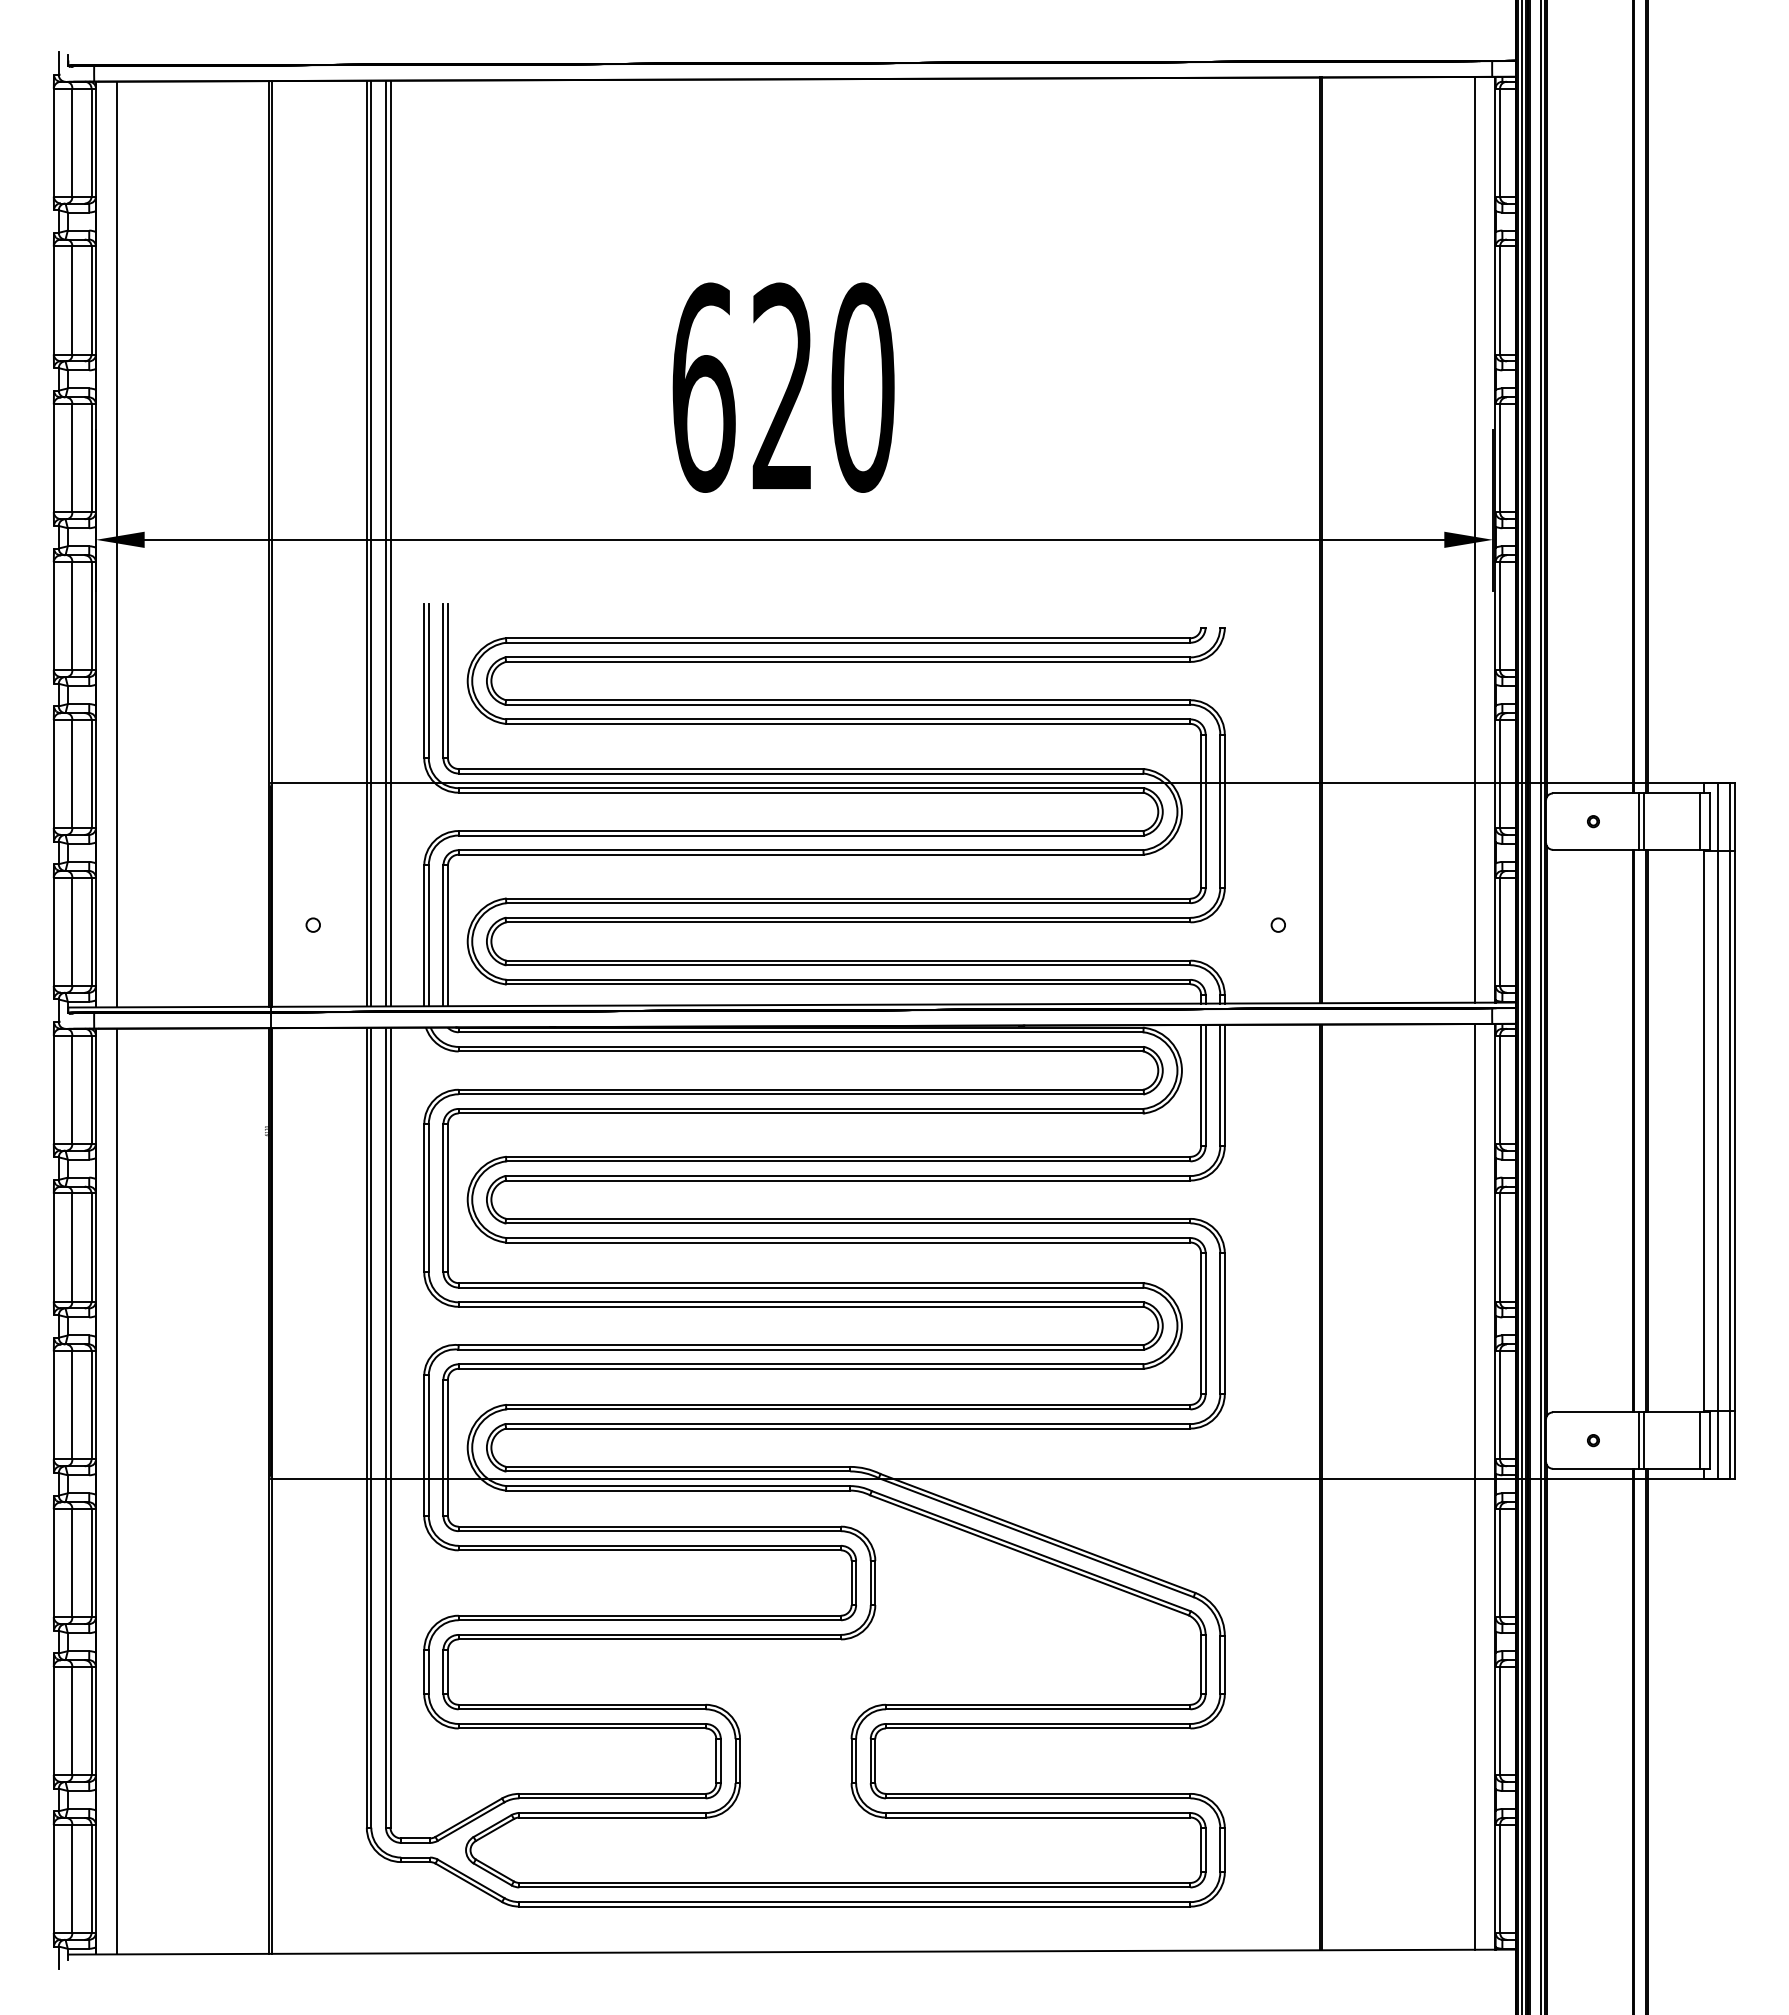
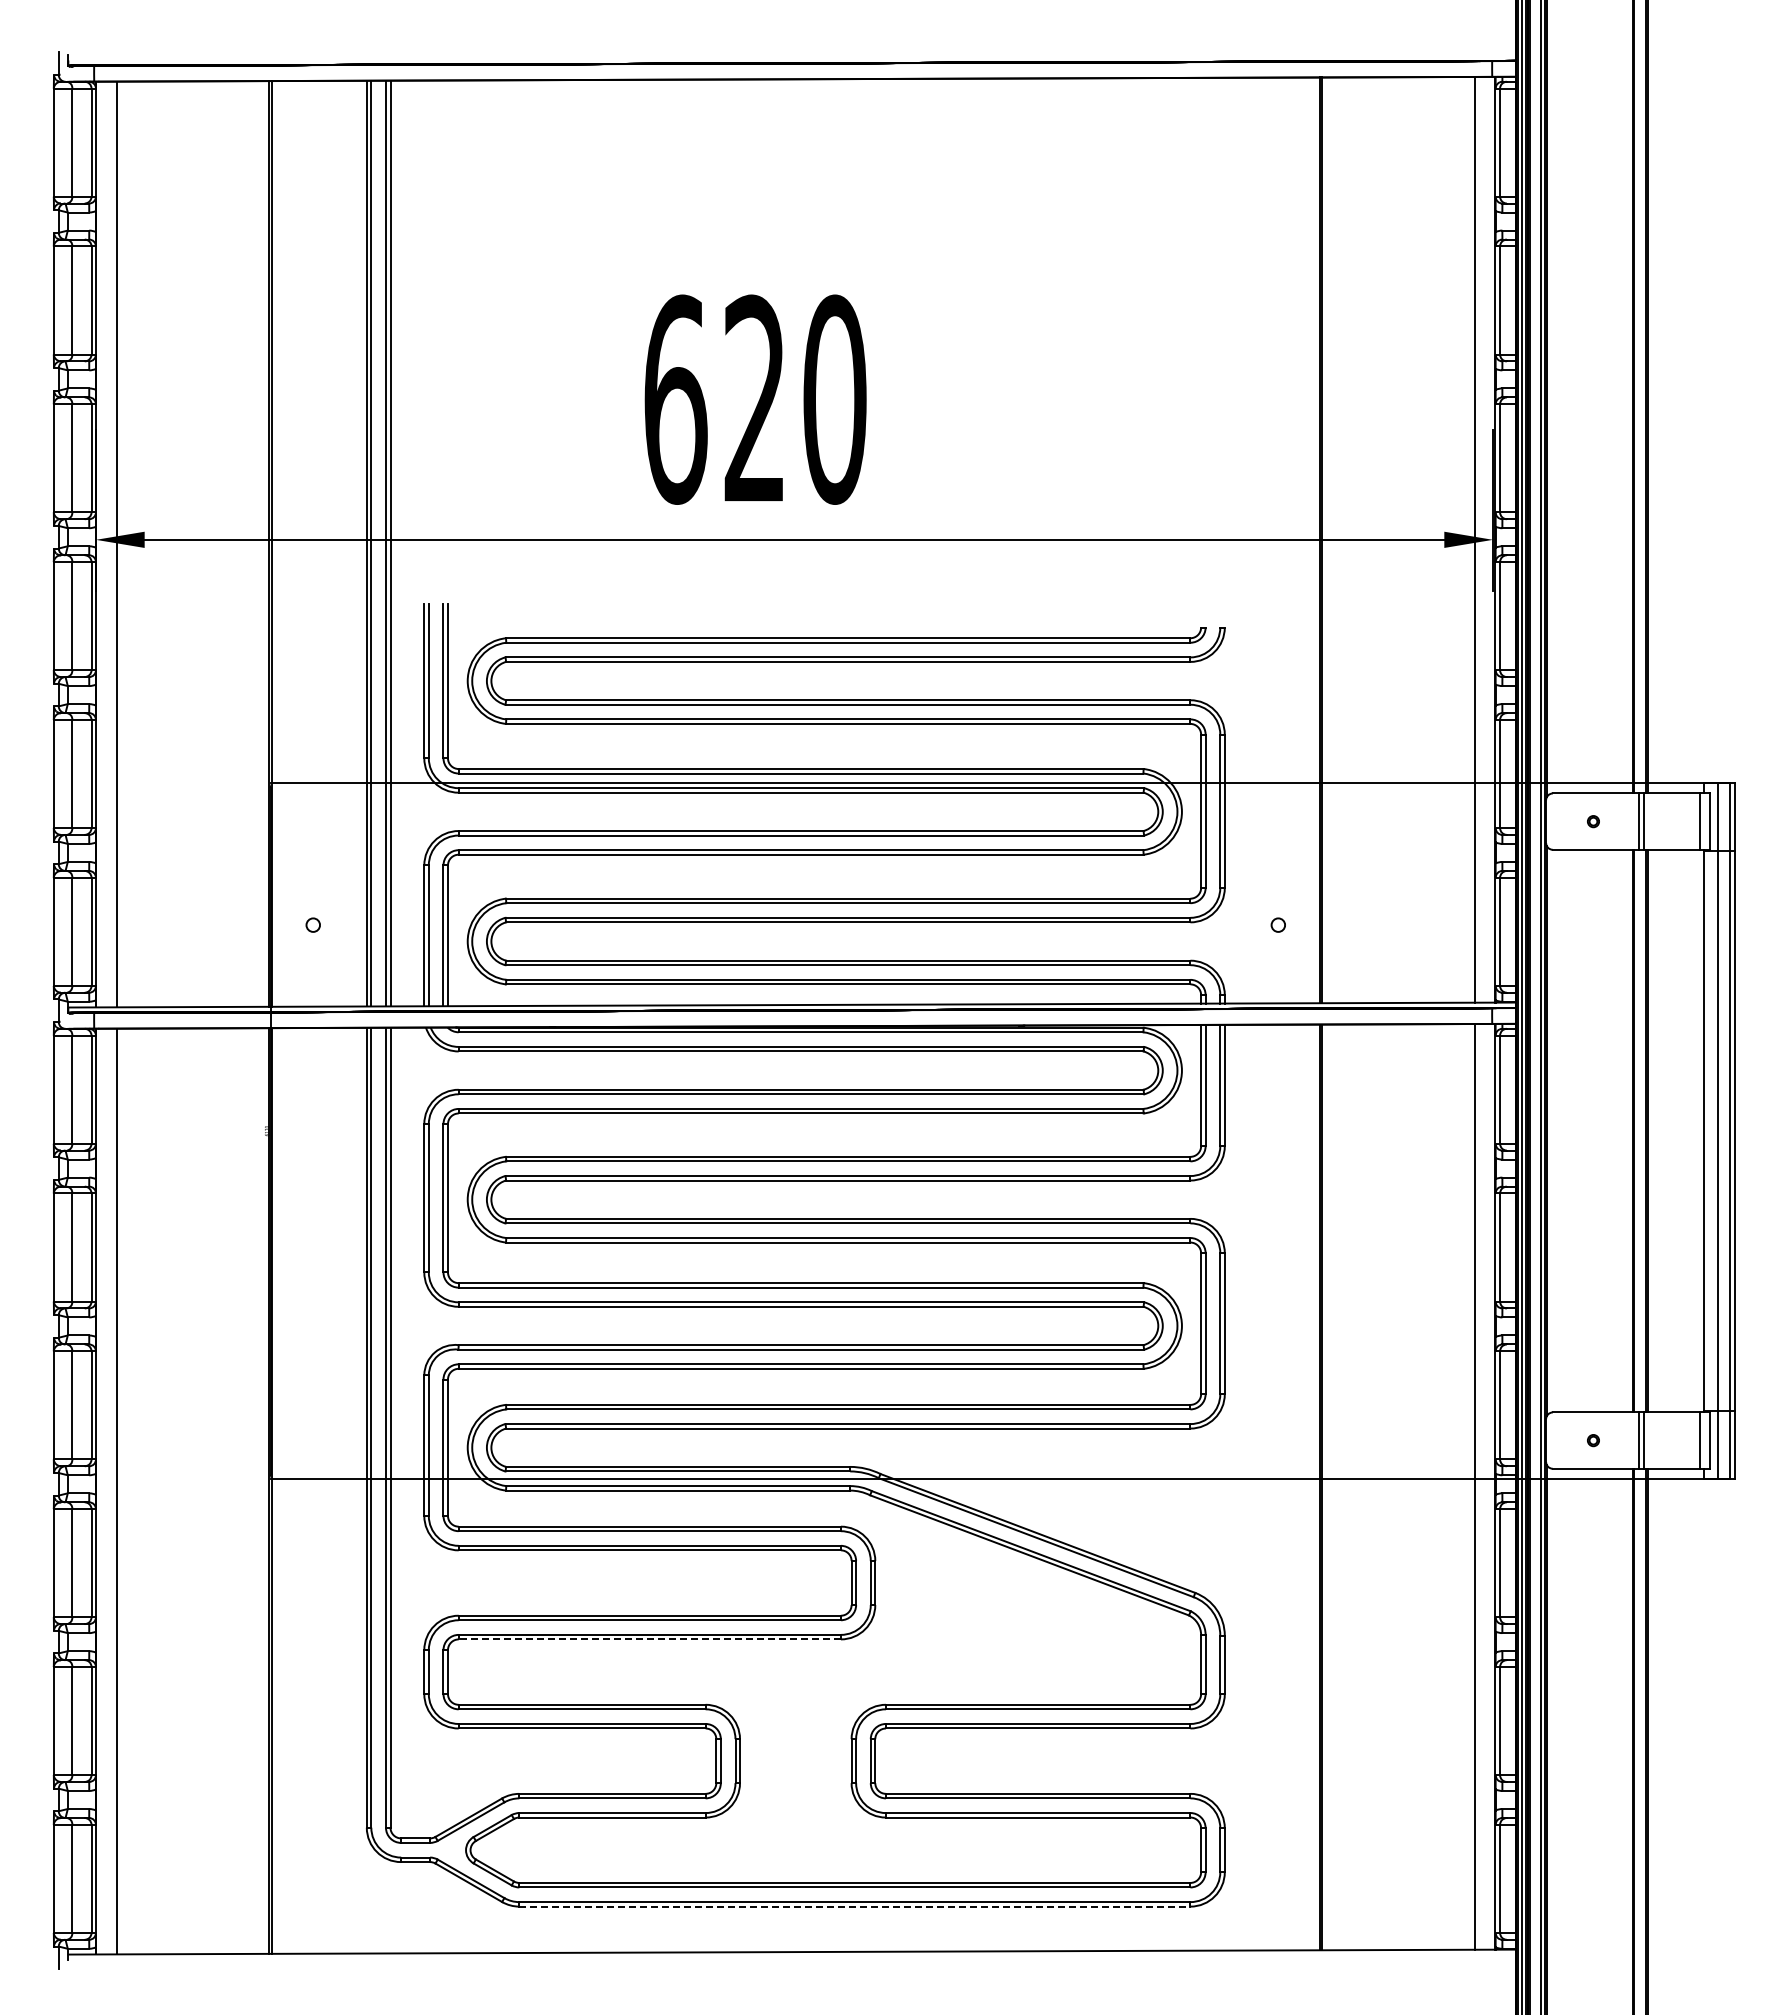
text position: (783, 387) -> (755, 399) (755, 399)
line: solid -> dashed (649, 1639)
line: solid -> dashed (854, 1906)
